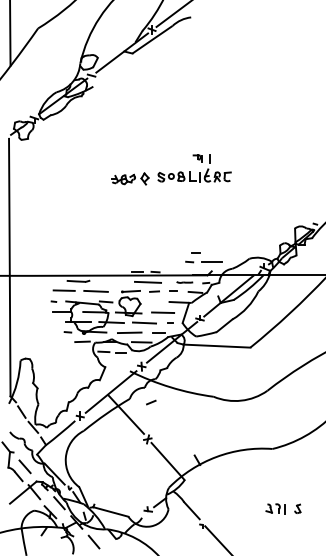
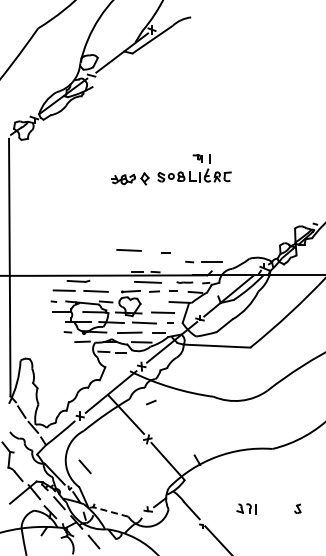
line: present -> none (172, 14)
line: present -> none (10, 33)
line: none -> present (128, 250)
line position: (195, 252) -> (165, 252) (165, 252)
line position: (24, 466) -> (84, 466) (84, 466)
part position: (275, 508) -> (246, 508) (246, 508)
line: solid -> dashed (110, 511)
